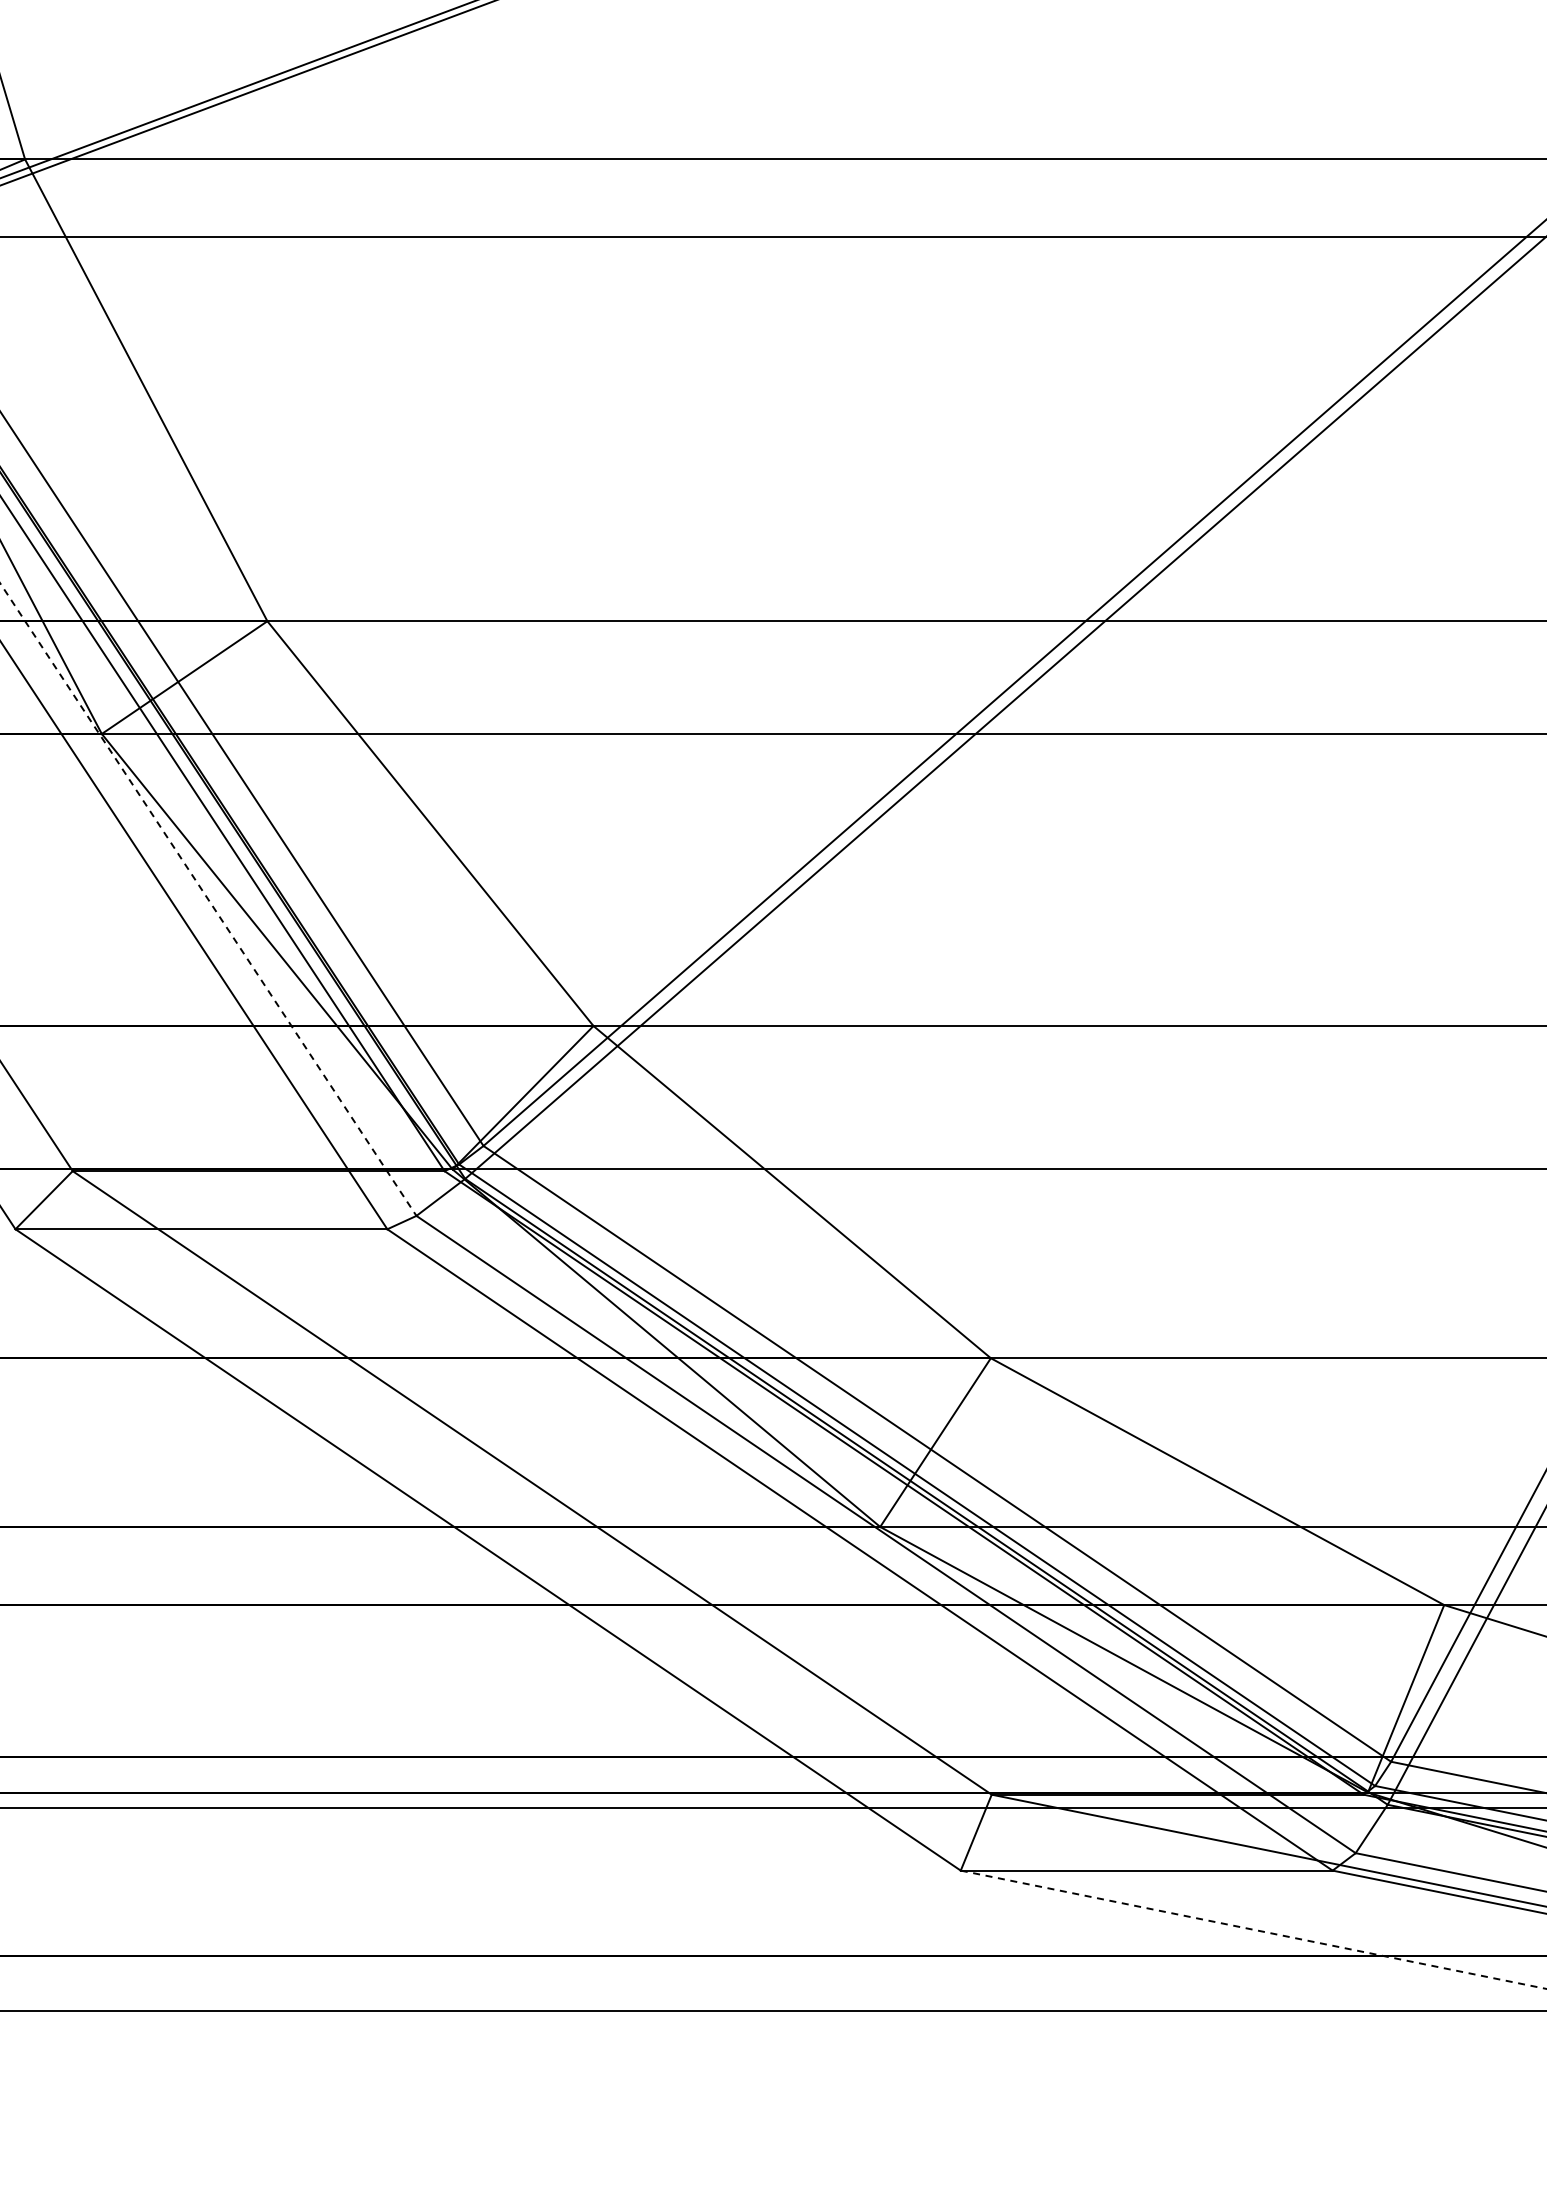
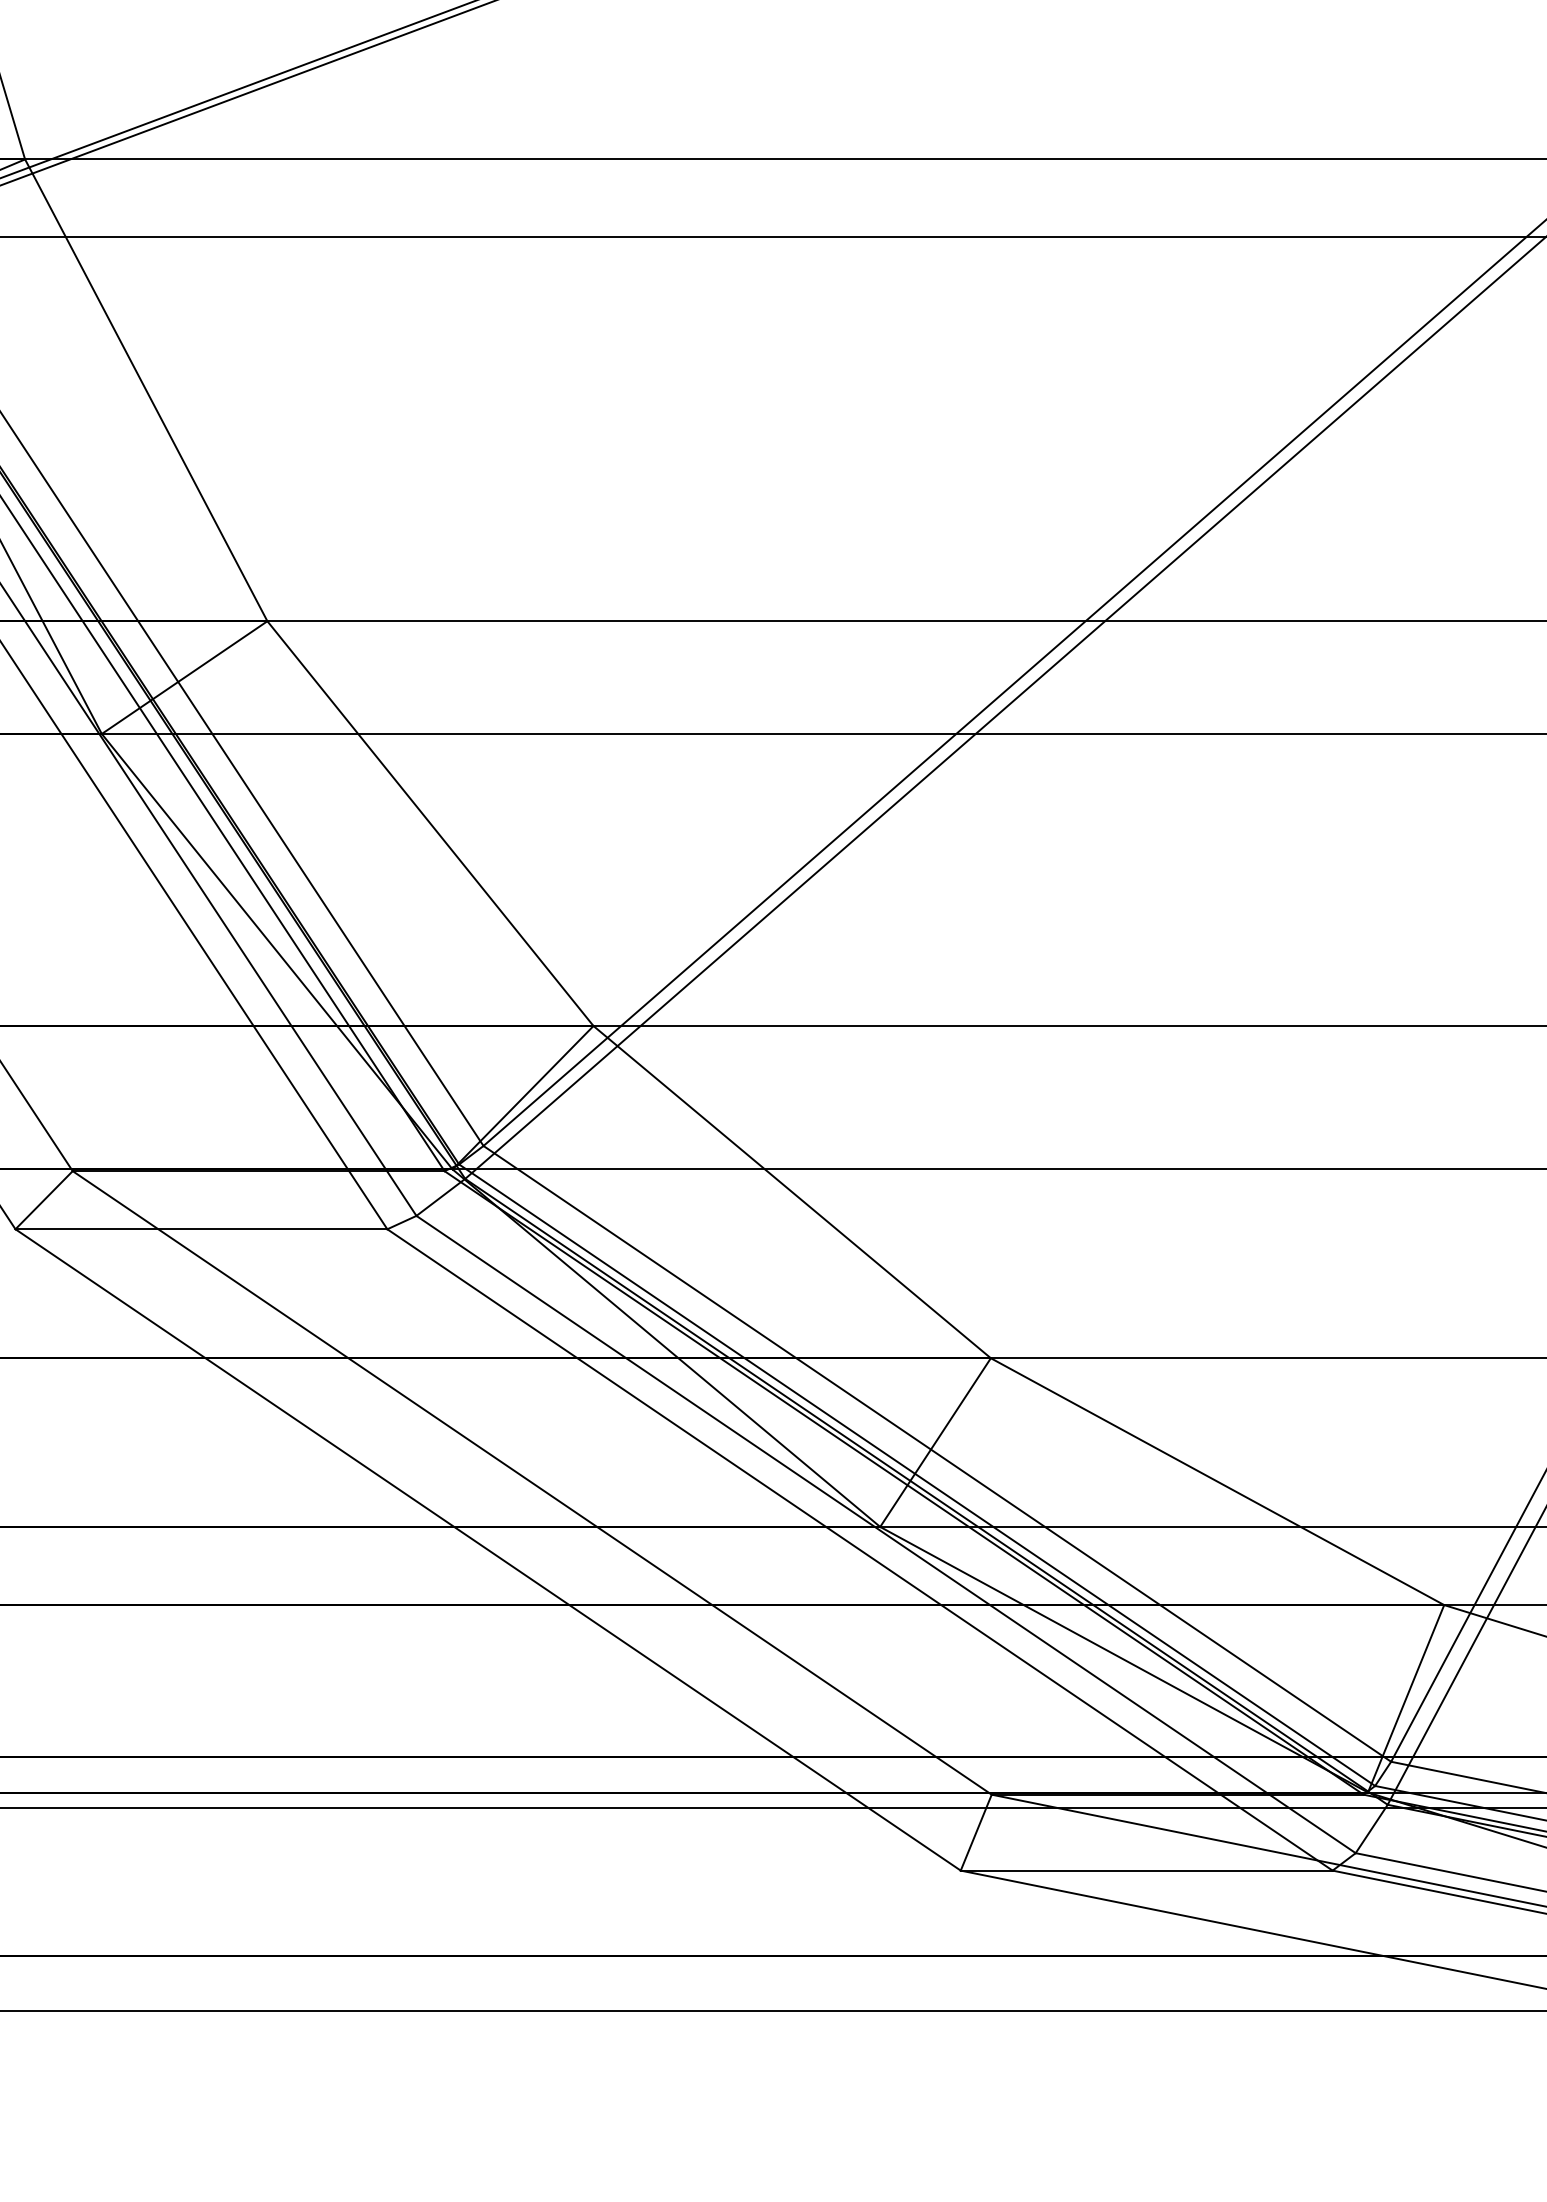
line: dashed -> solid (208, 900)
line: dashed -> solid (1253, 1929)
